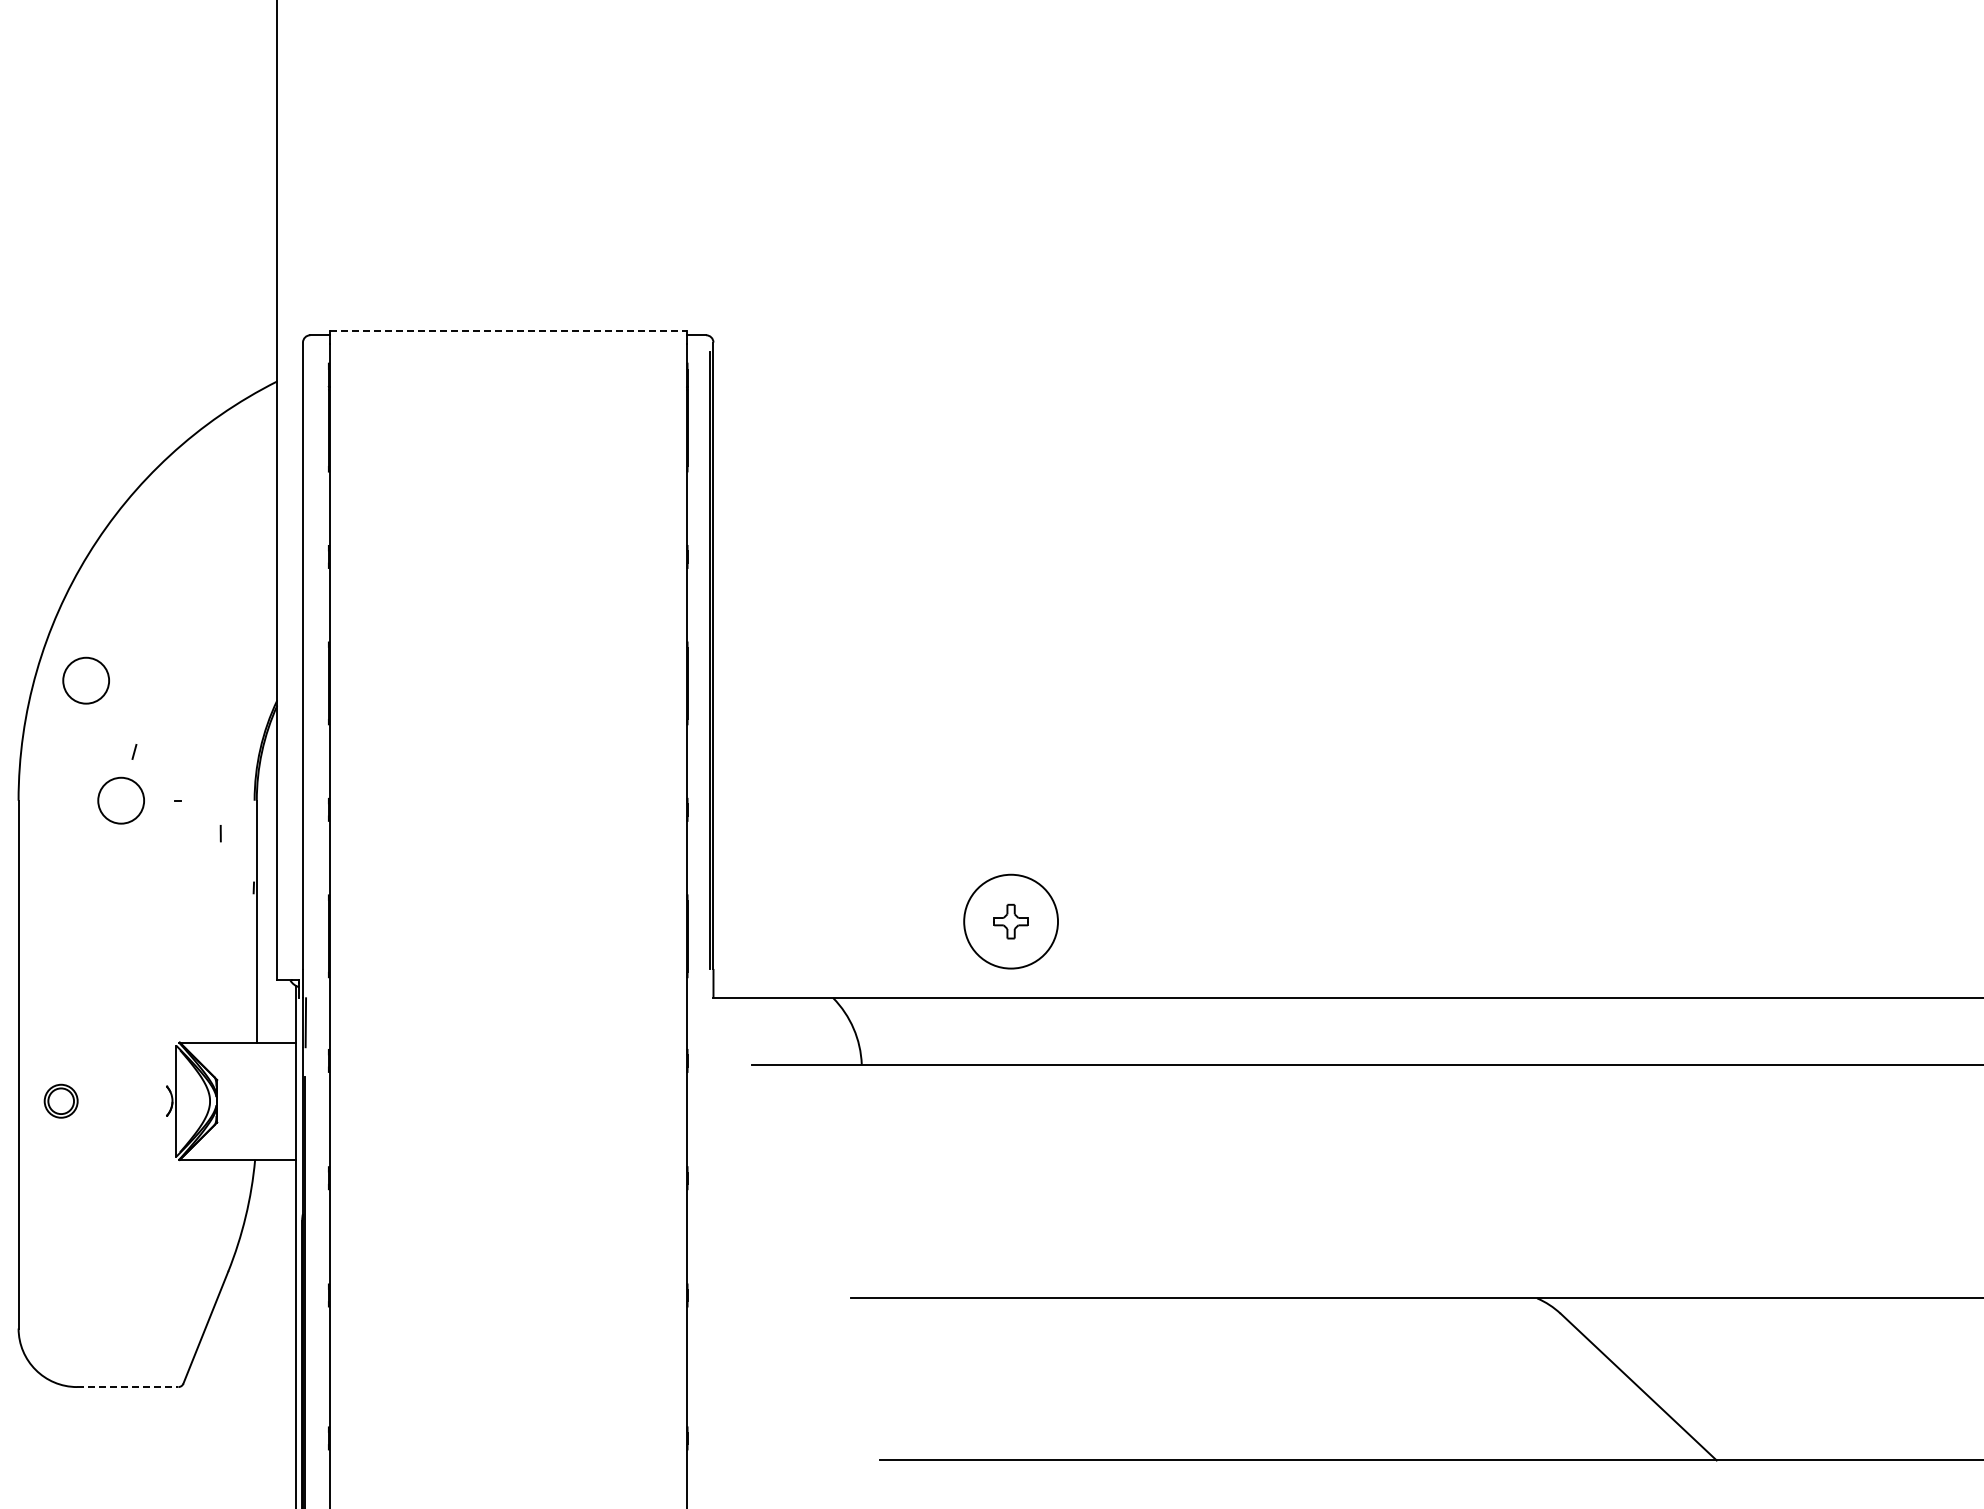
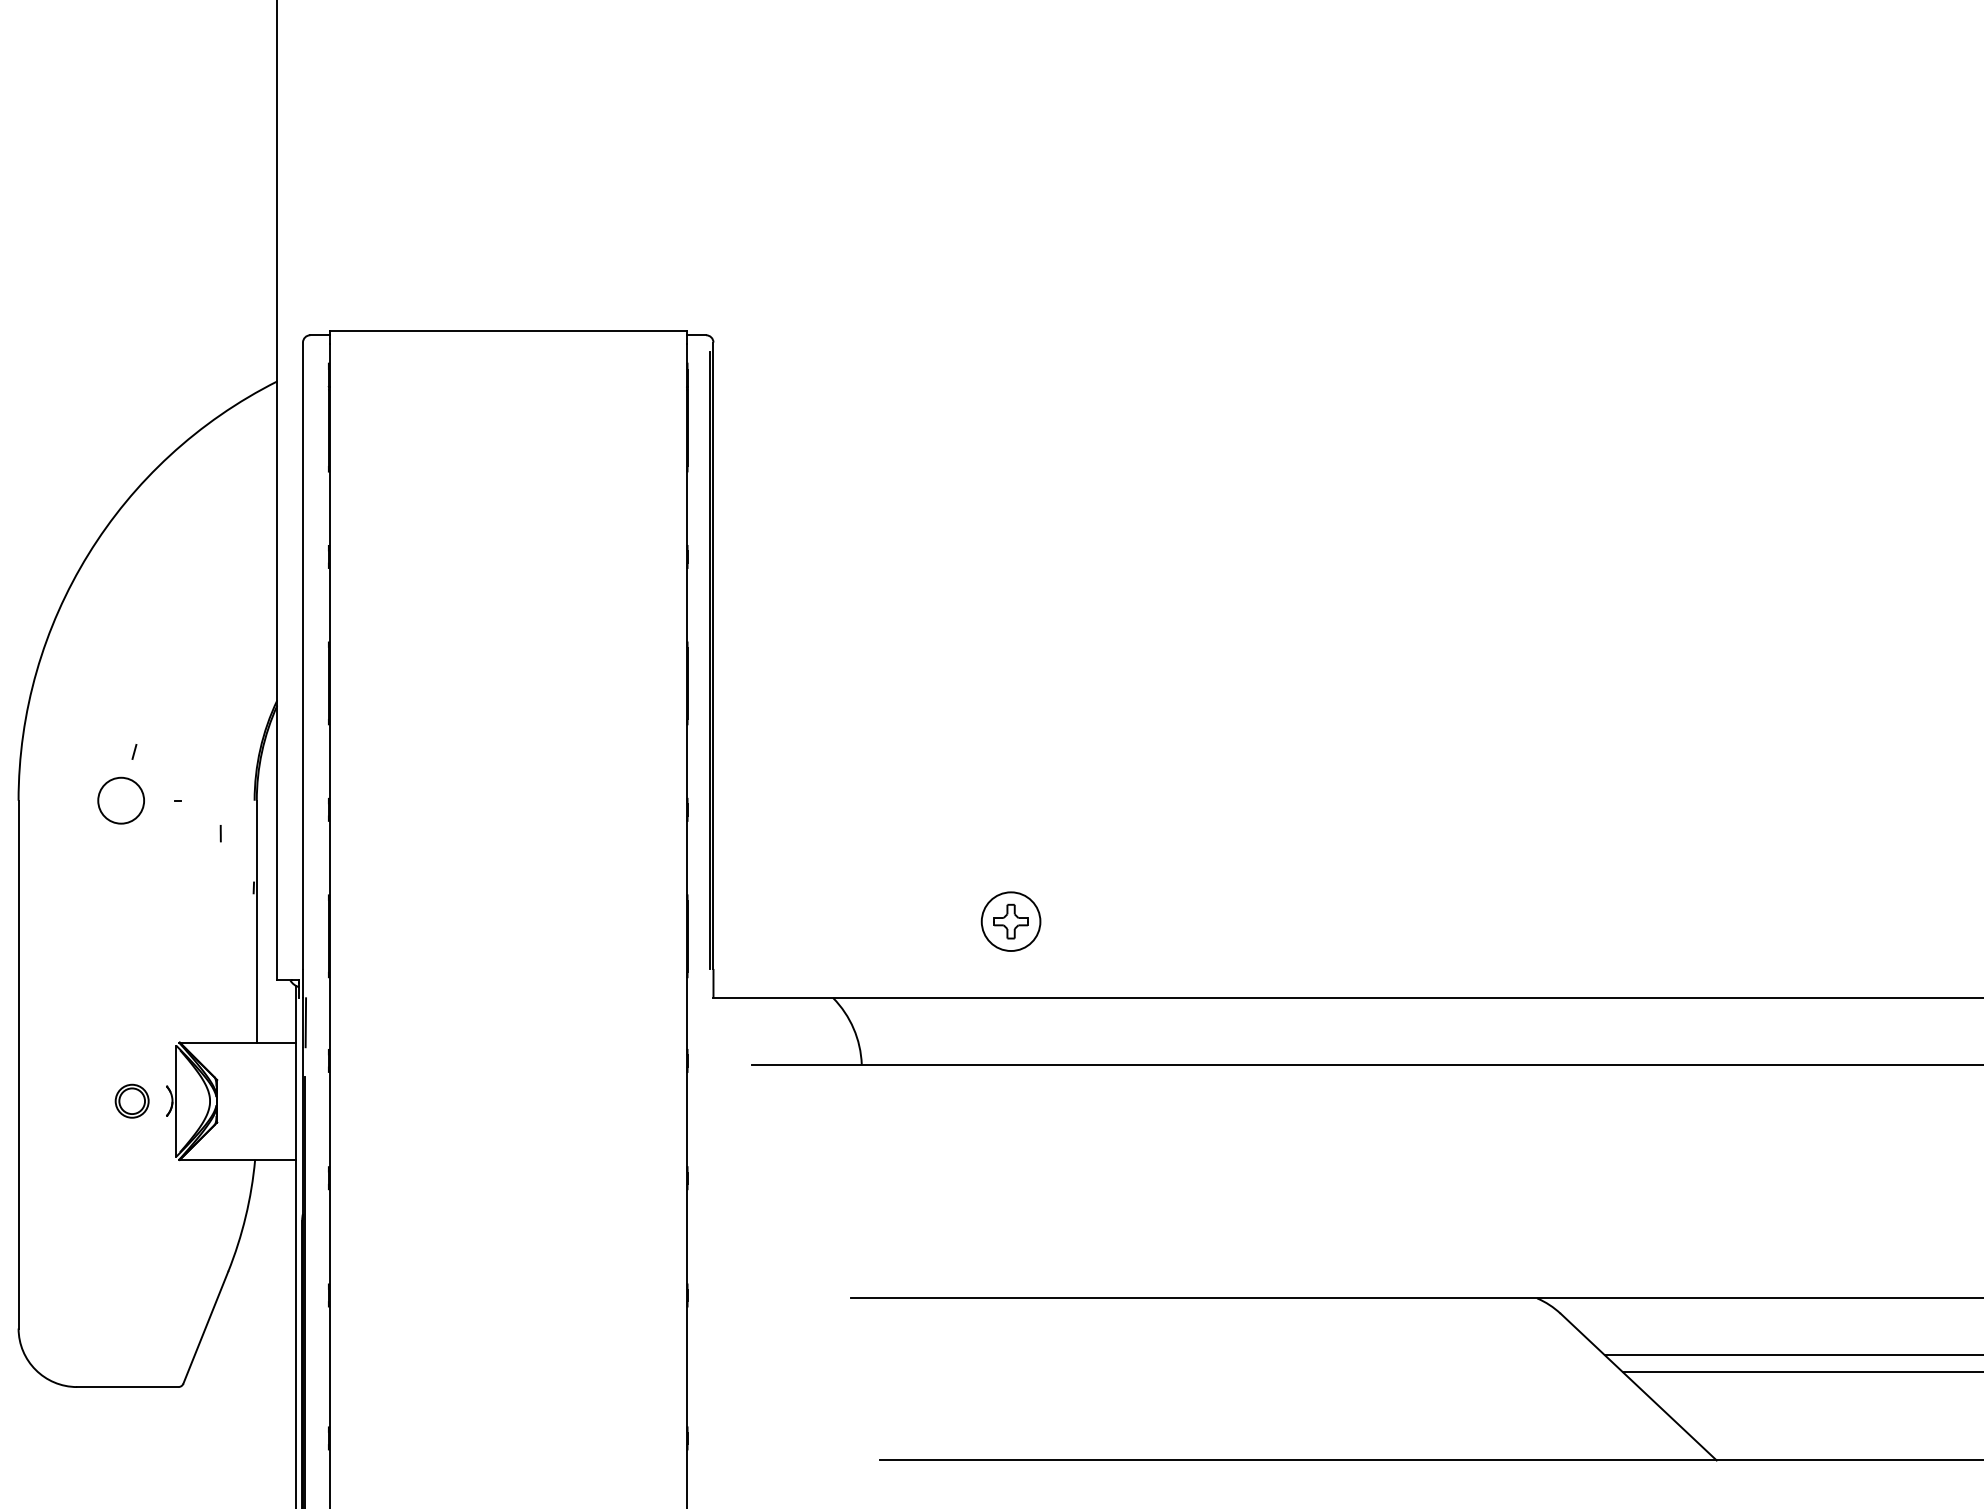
line: dashed -> solid (508, 330)
circle: present -> none (85, 680)
circle diameter: 94 px -> 59 px (1010, 921)
part position: (60, 1100) -> (131, 1100) (131, 1100)
line: none -> present (1792, 1355)
line: none -> present (1801, 1372)
line: dashed -> solid (127, 1387)
